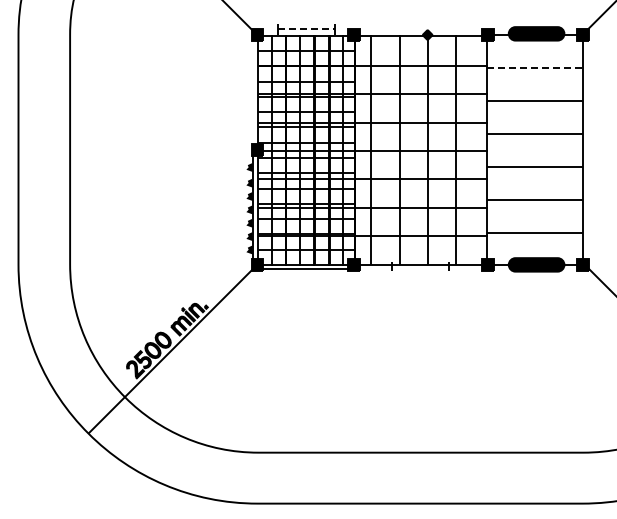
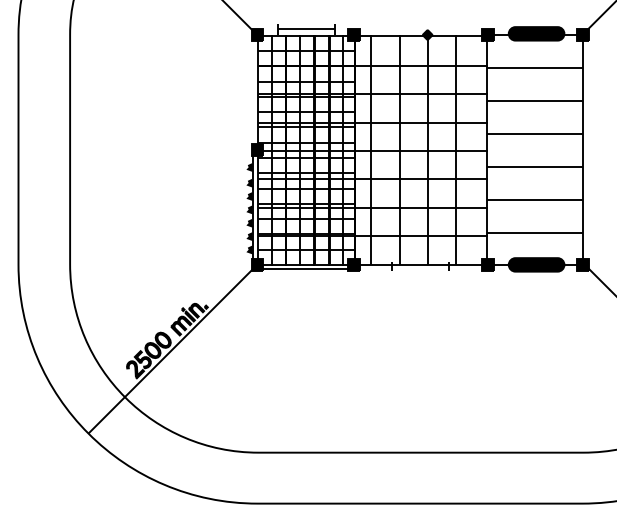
line: dashed -> solid (306, 29)
line: dashed -> solid (535, 67)
